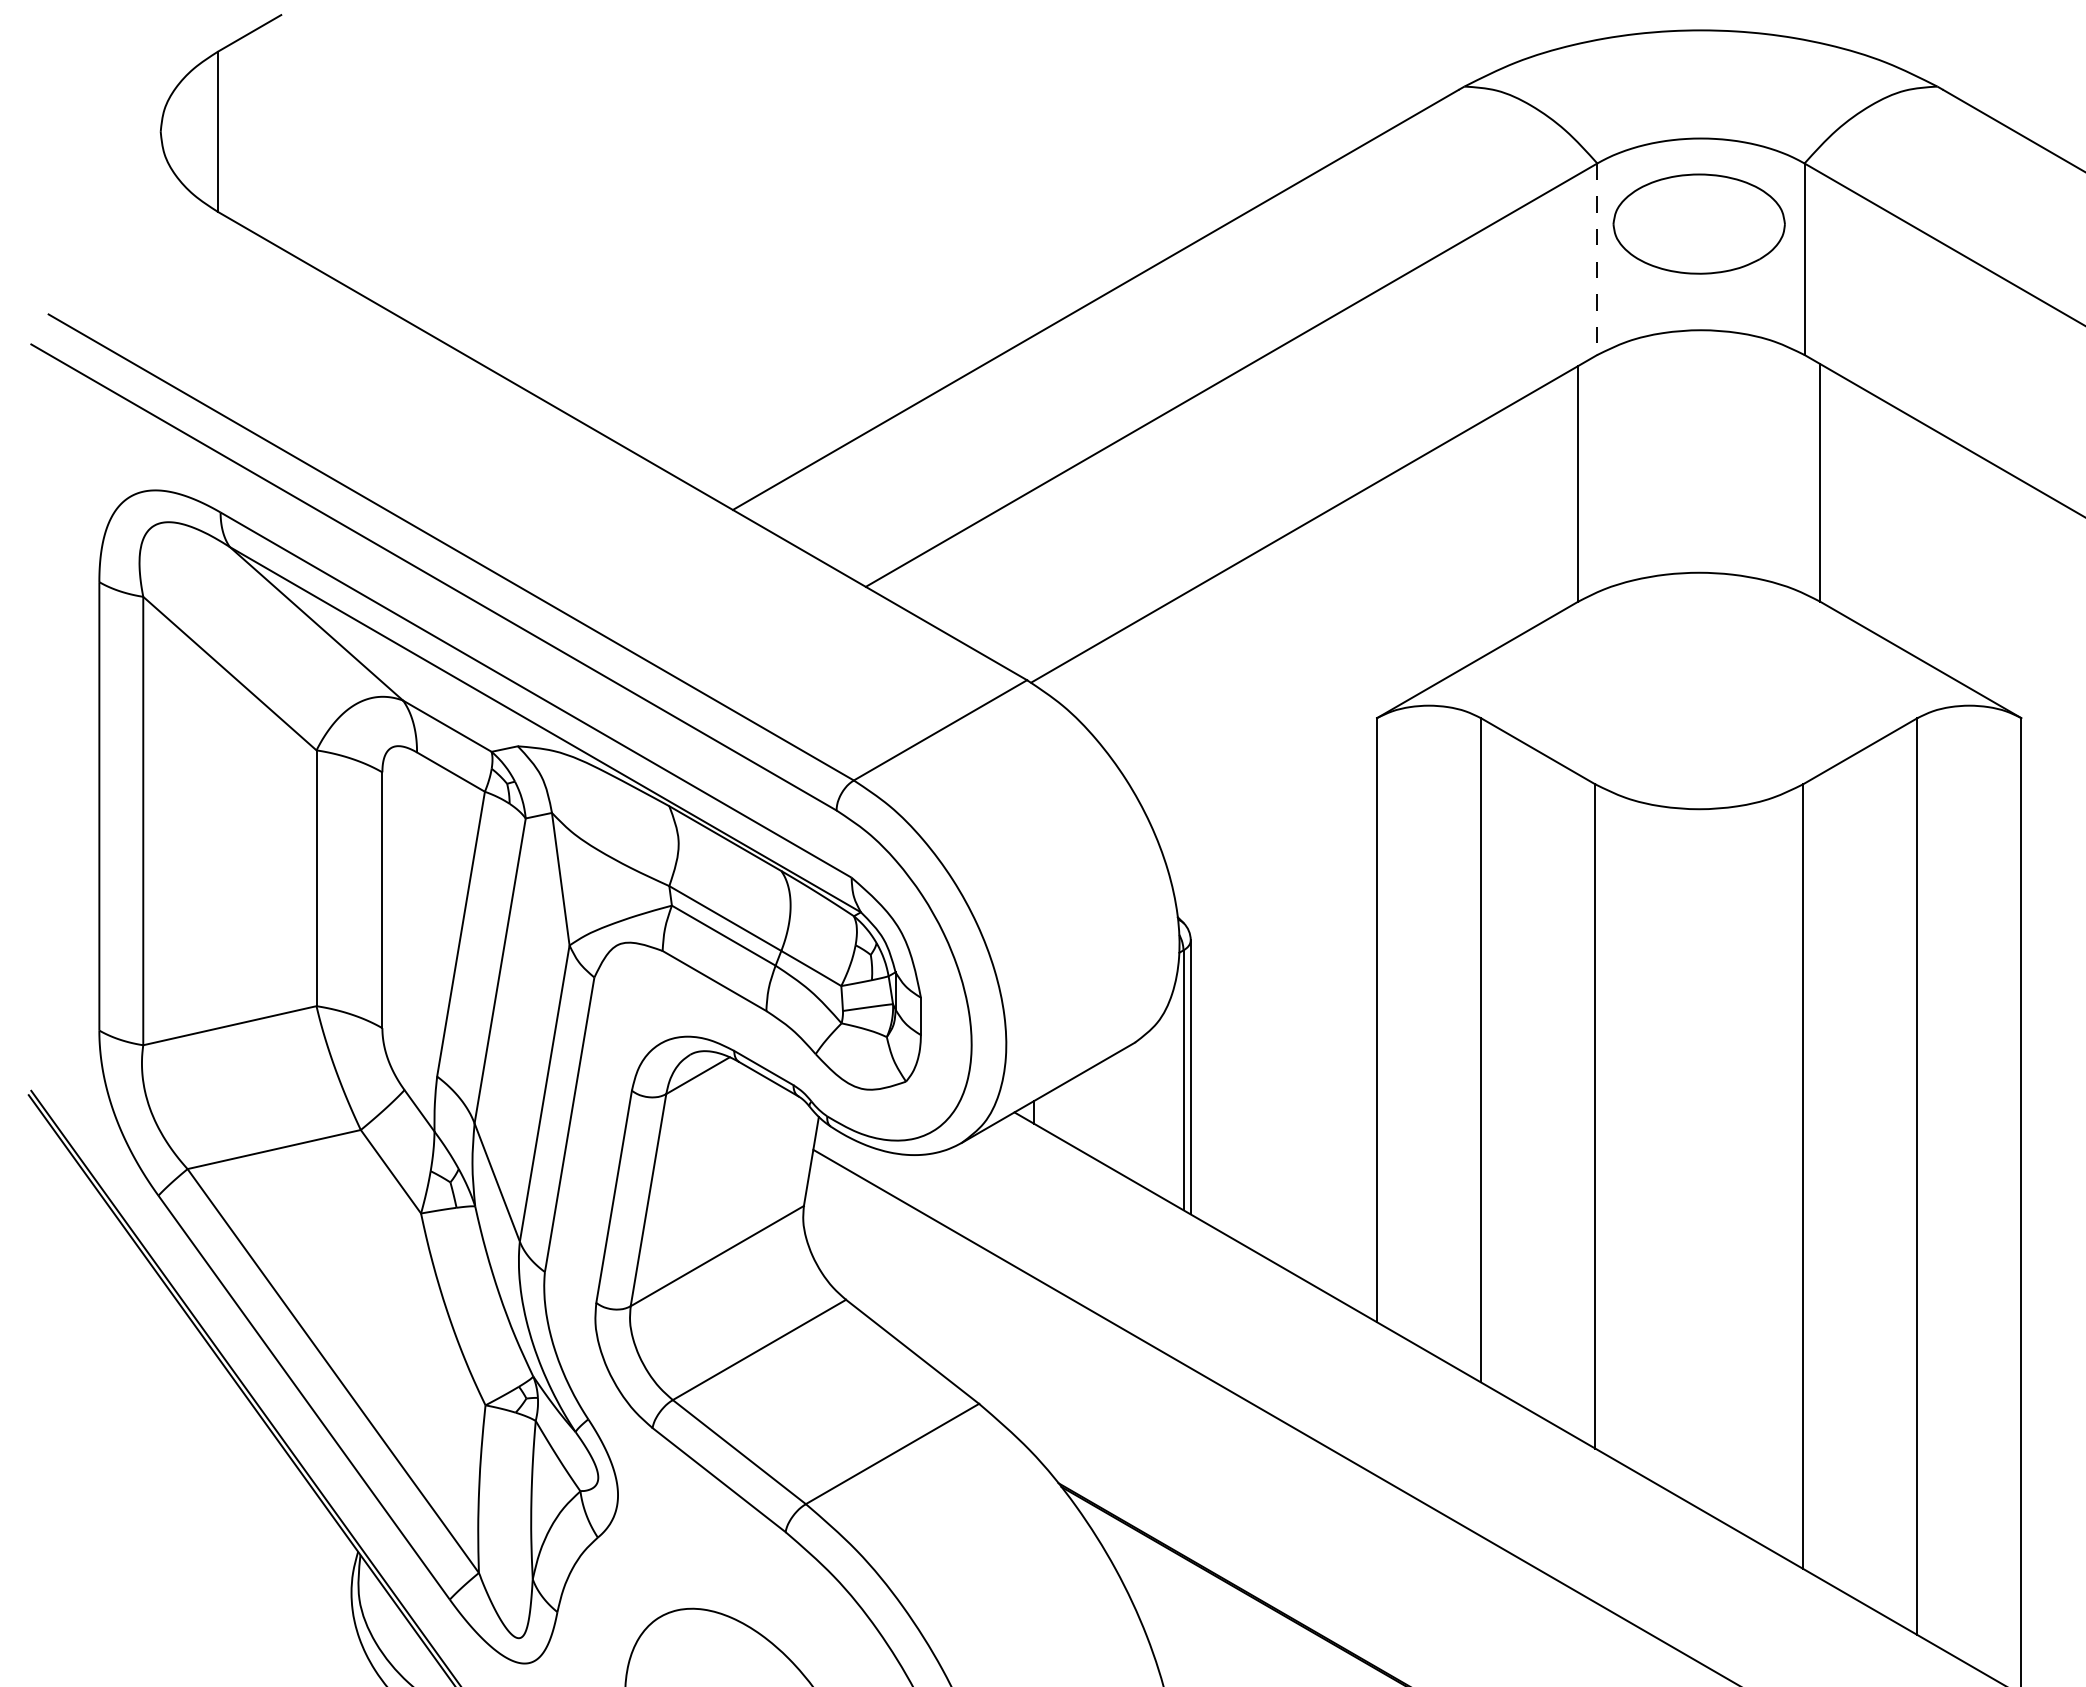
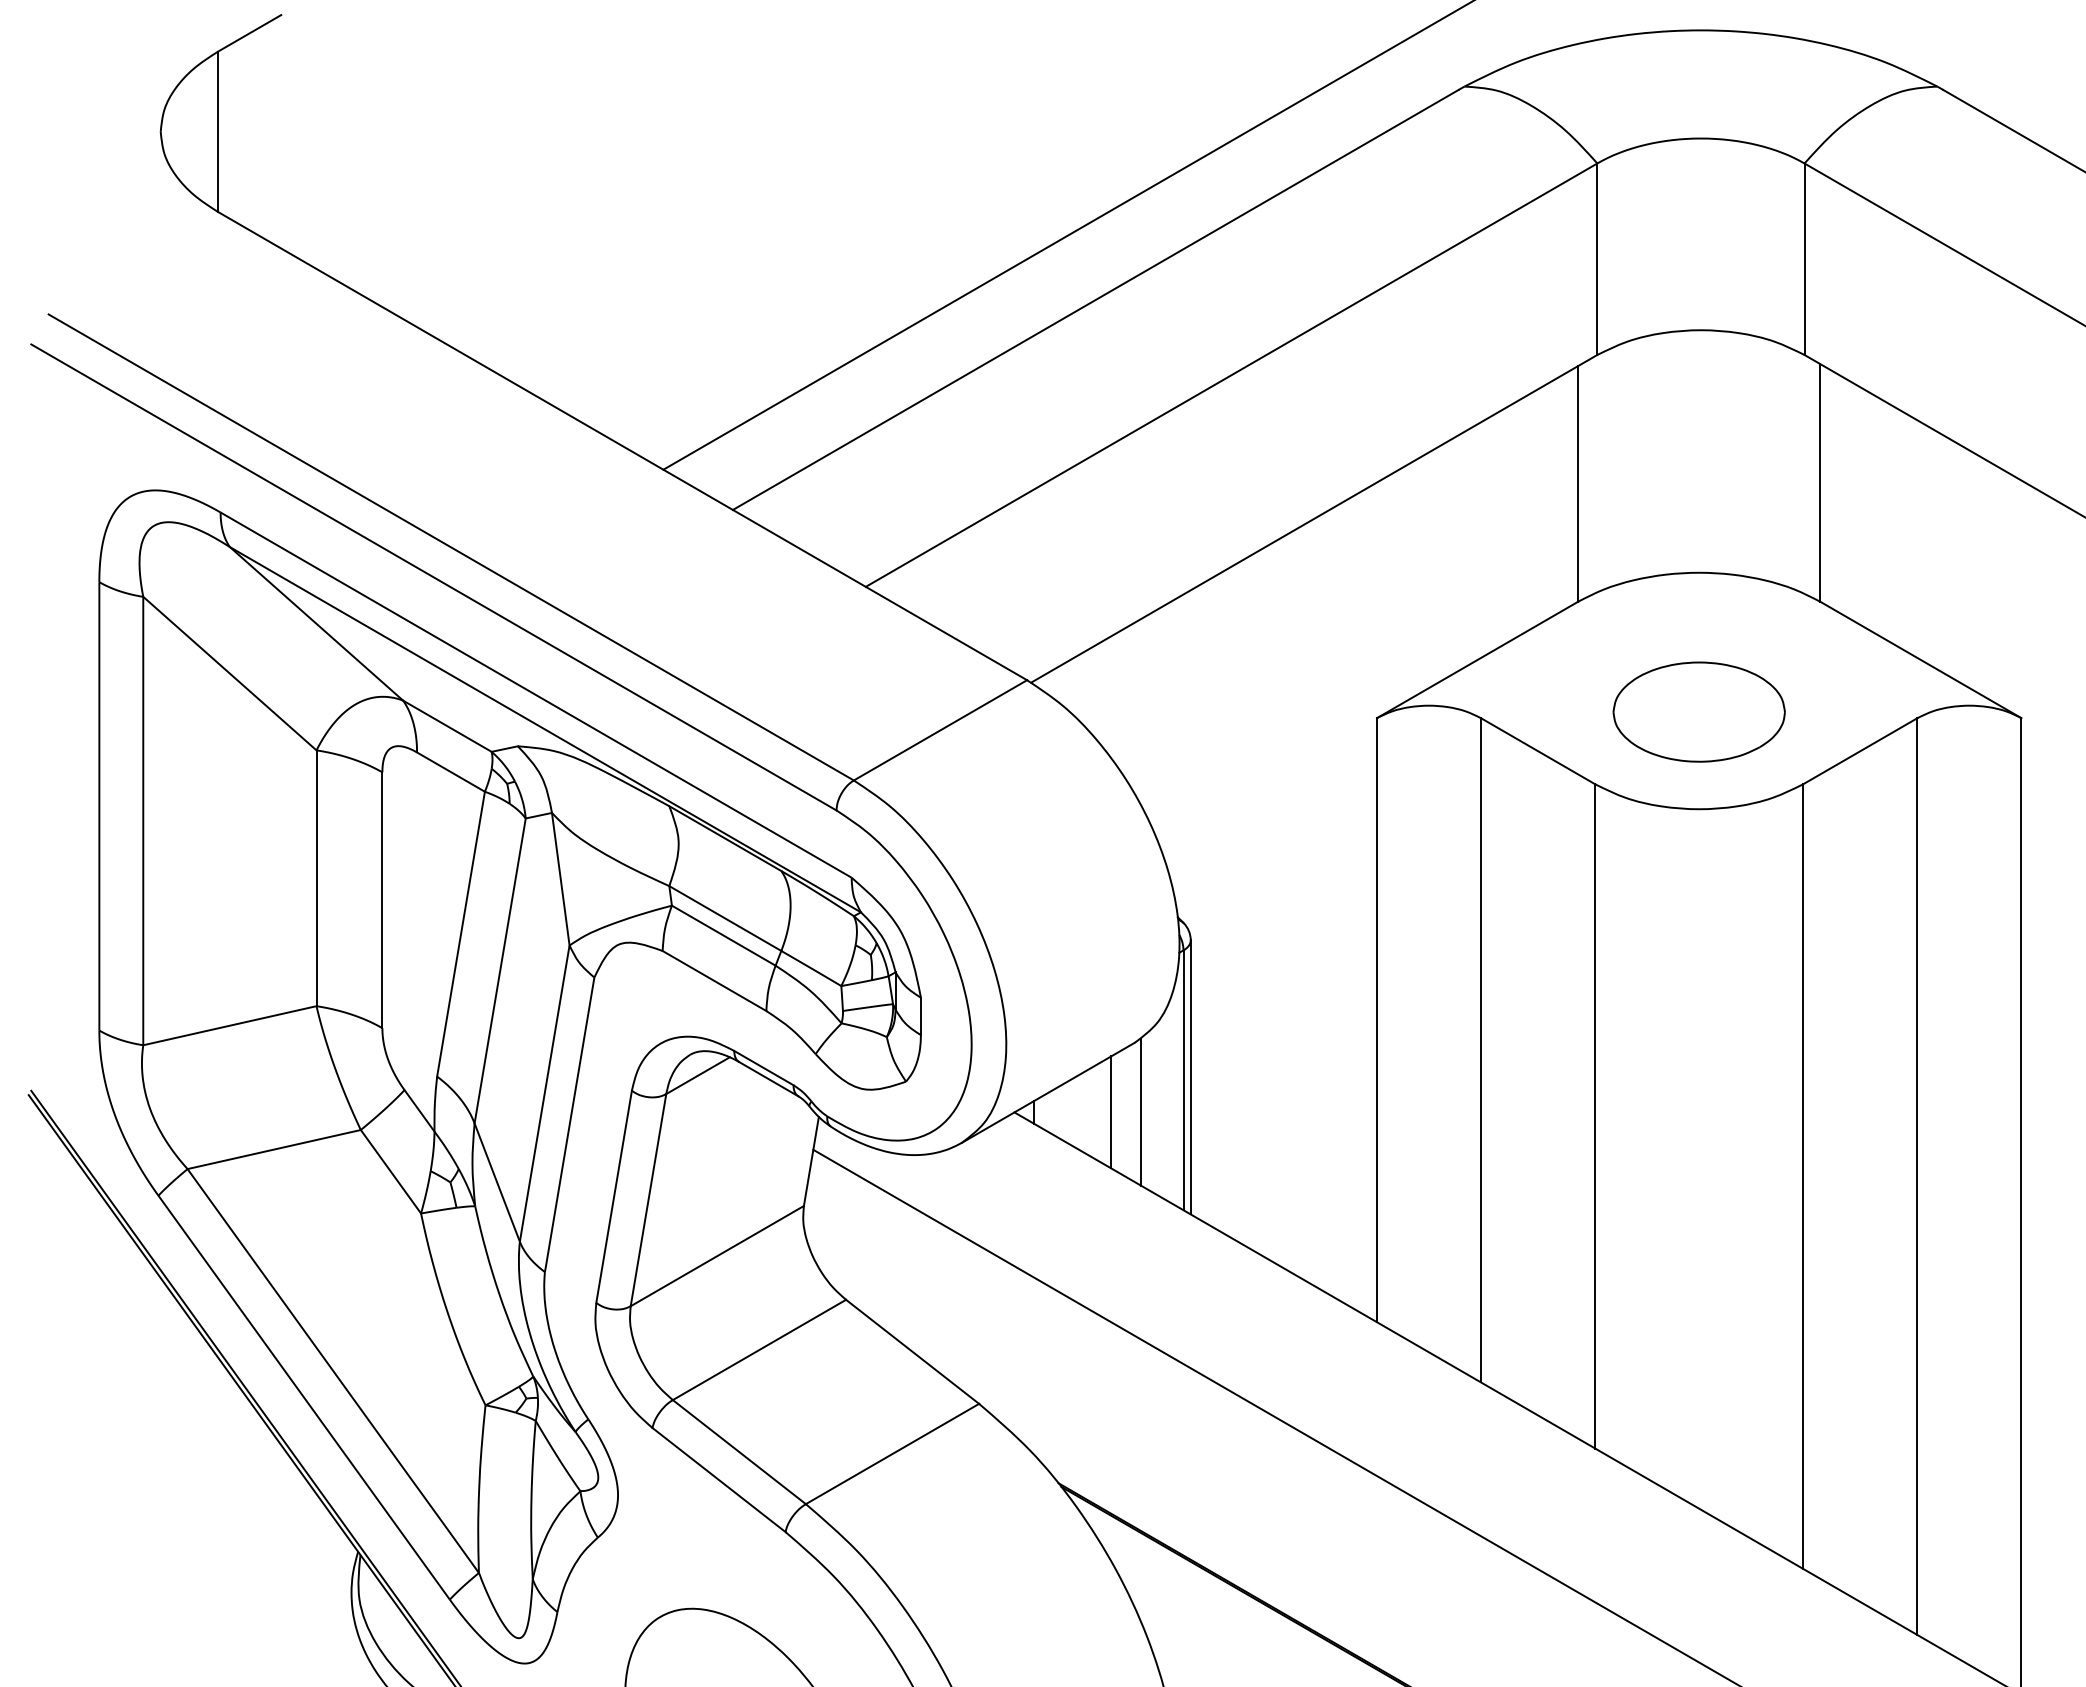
part position: (1698, 223) -> (1698, 711) (1698, 711)
line: none -> present (1067, 235)
line: dashed -> solid (1597, 259)
line: none -> present (1140, 1111)
line: none -> present (1111, 1112)
